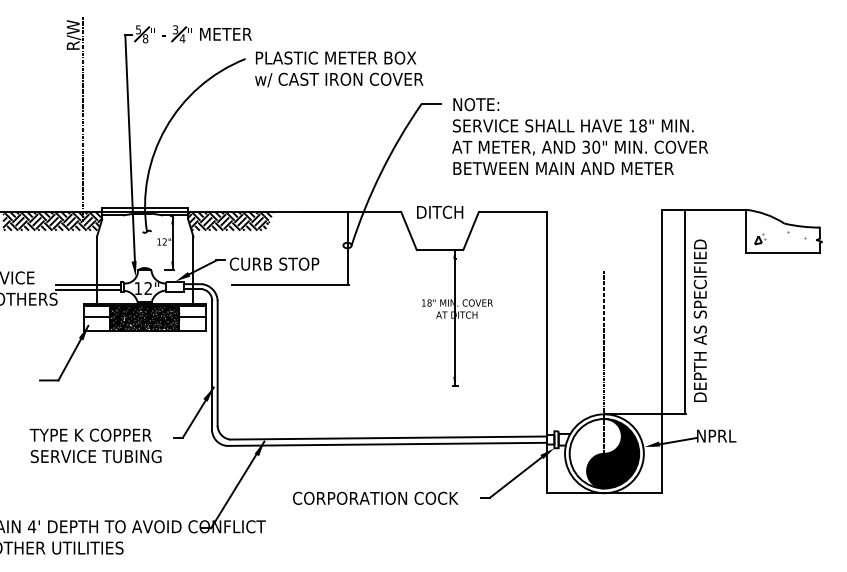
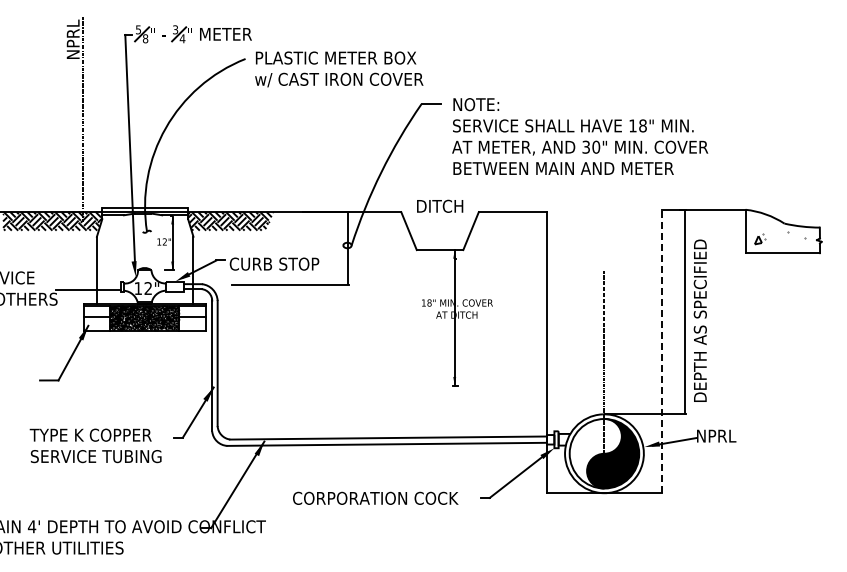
text: R/W -> NPRL (73, 38)
text position: (440, 211) -> (440, 205) (440, 205)
line: present -> none (88, 284)
line: solid -> dashed (661, 351)
